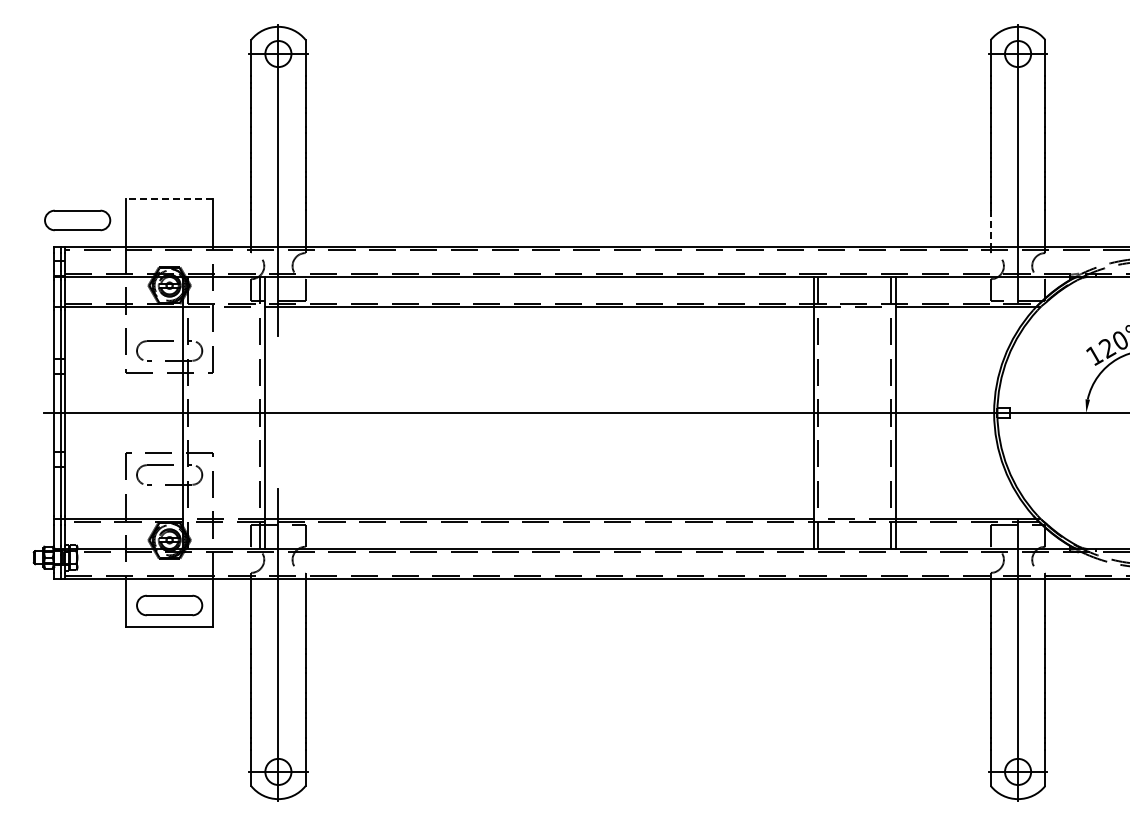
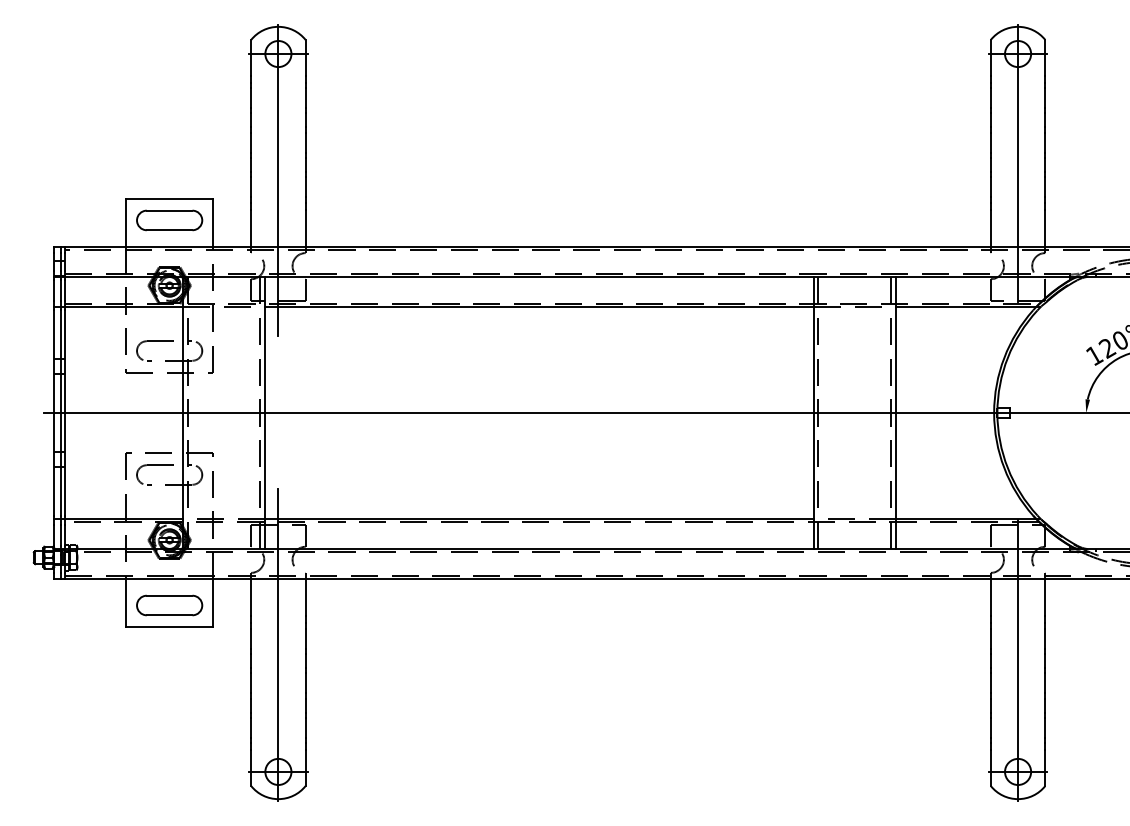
line: dashed -> solid (169, 198)
part position: (77, 220) -> (169, 220) (169, 220)
line: dashed -> solid (990, 228)
